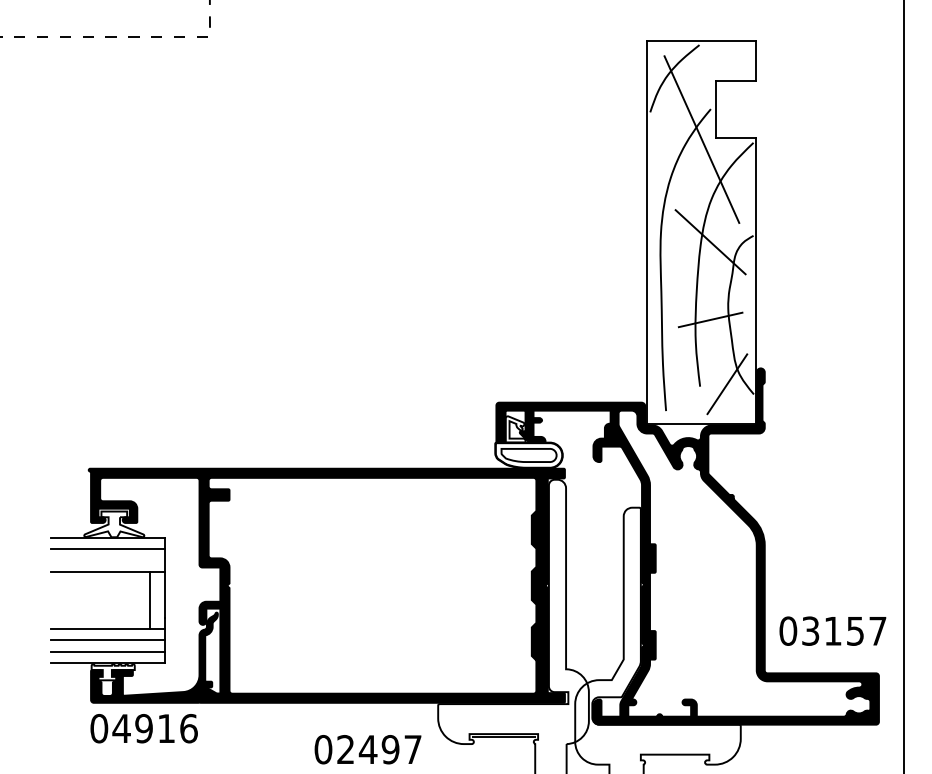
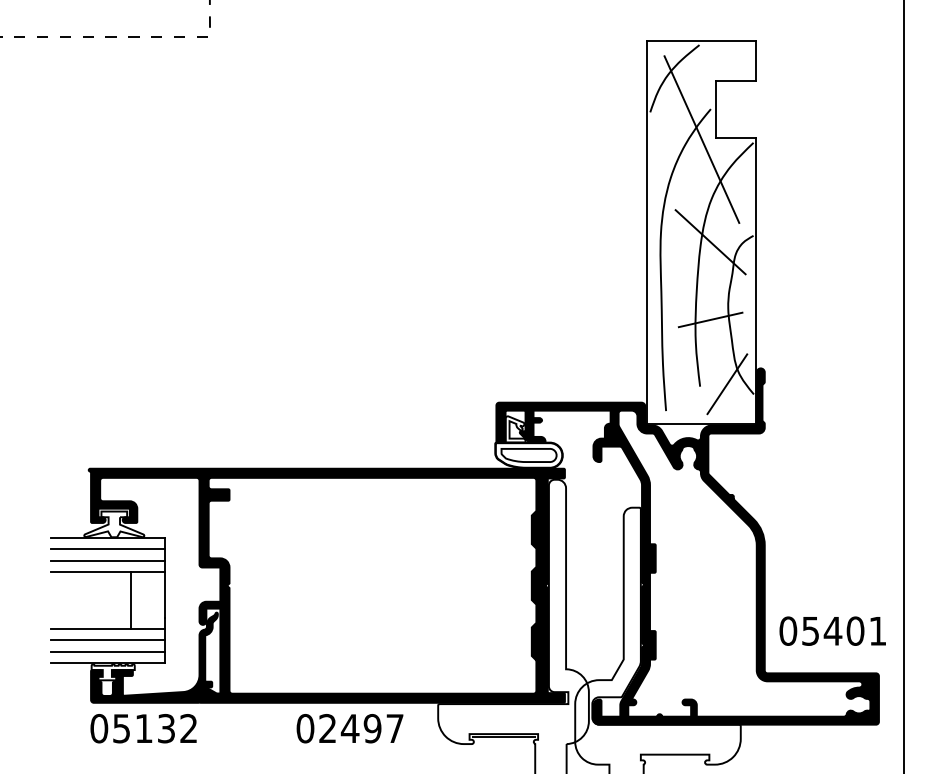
line: none -> present (108, 560)
line position: (150, 600) -> (131, 600) (131, 600)
text: 03157 -> 05401 (844, 630)
text: 04916 -> 05132 (154, 728)
text position: (367, 749) -> (349, 728) (349, 728)
